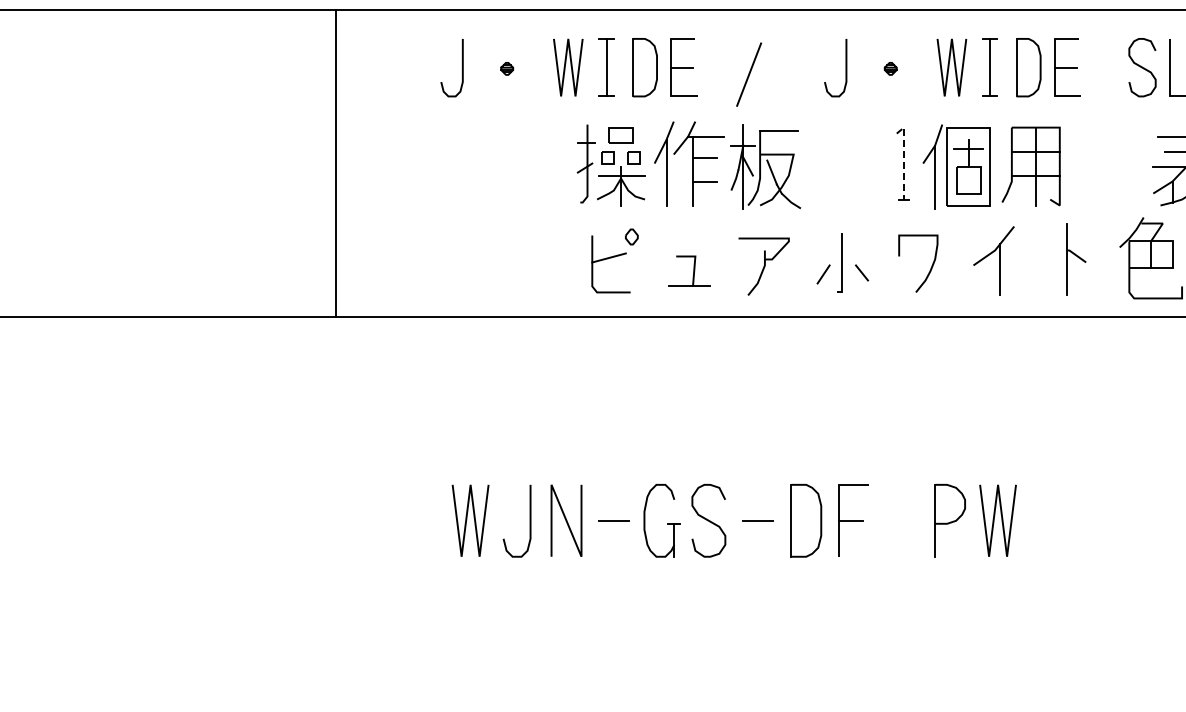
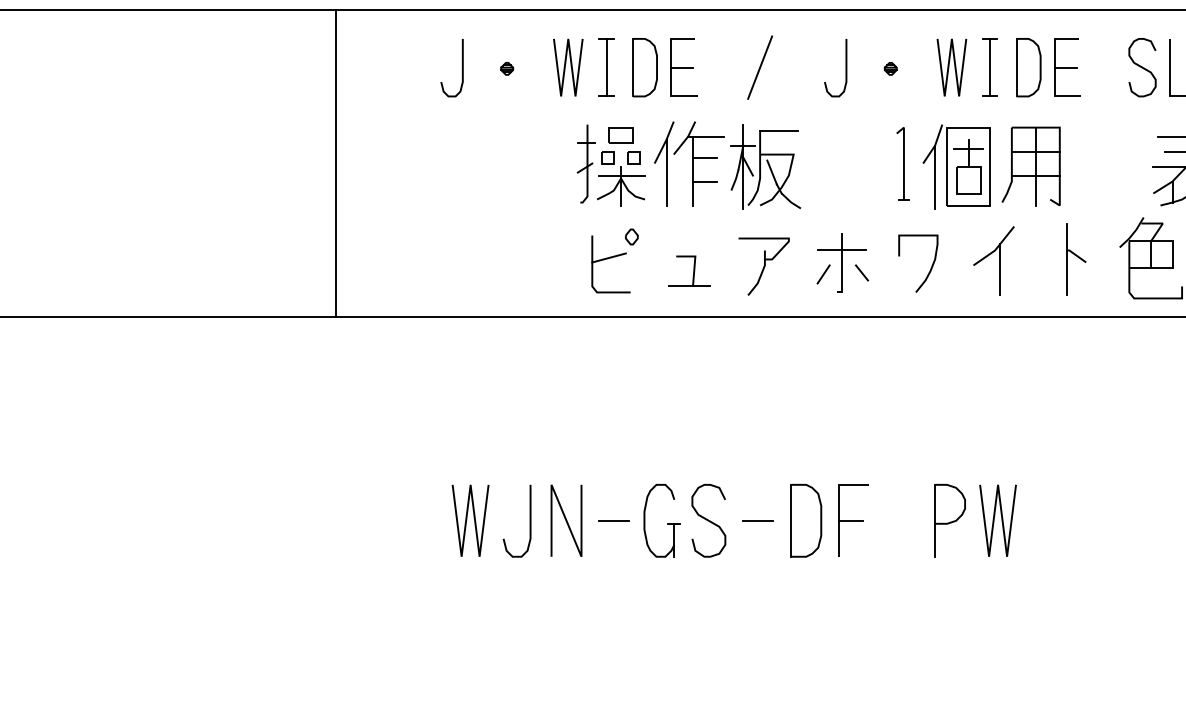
line position: (749, 74) -> (760, 67) (760, 67)
line: dashed -> solid (903, 158)
line: none -> present (841, 250)
